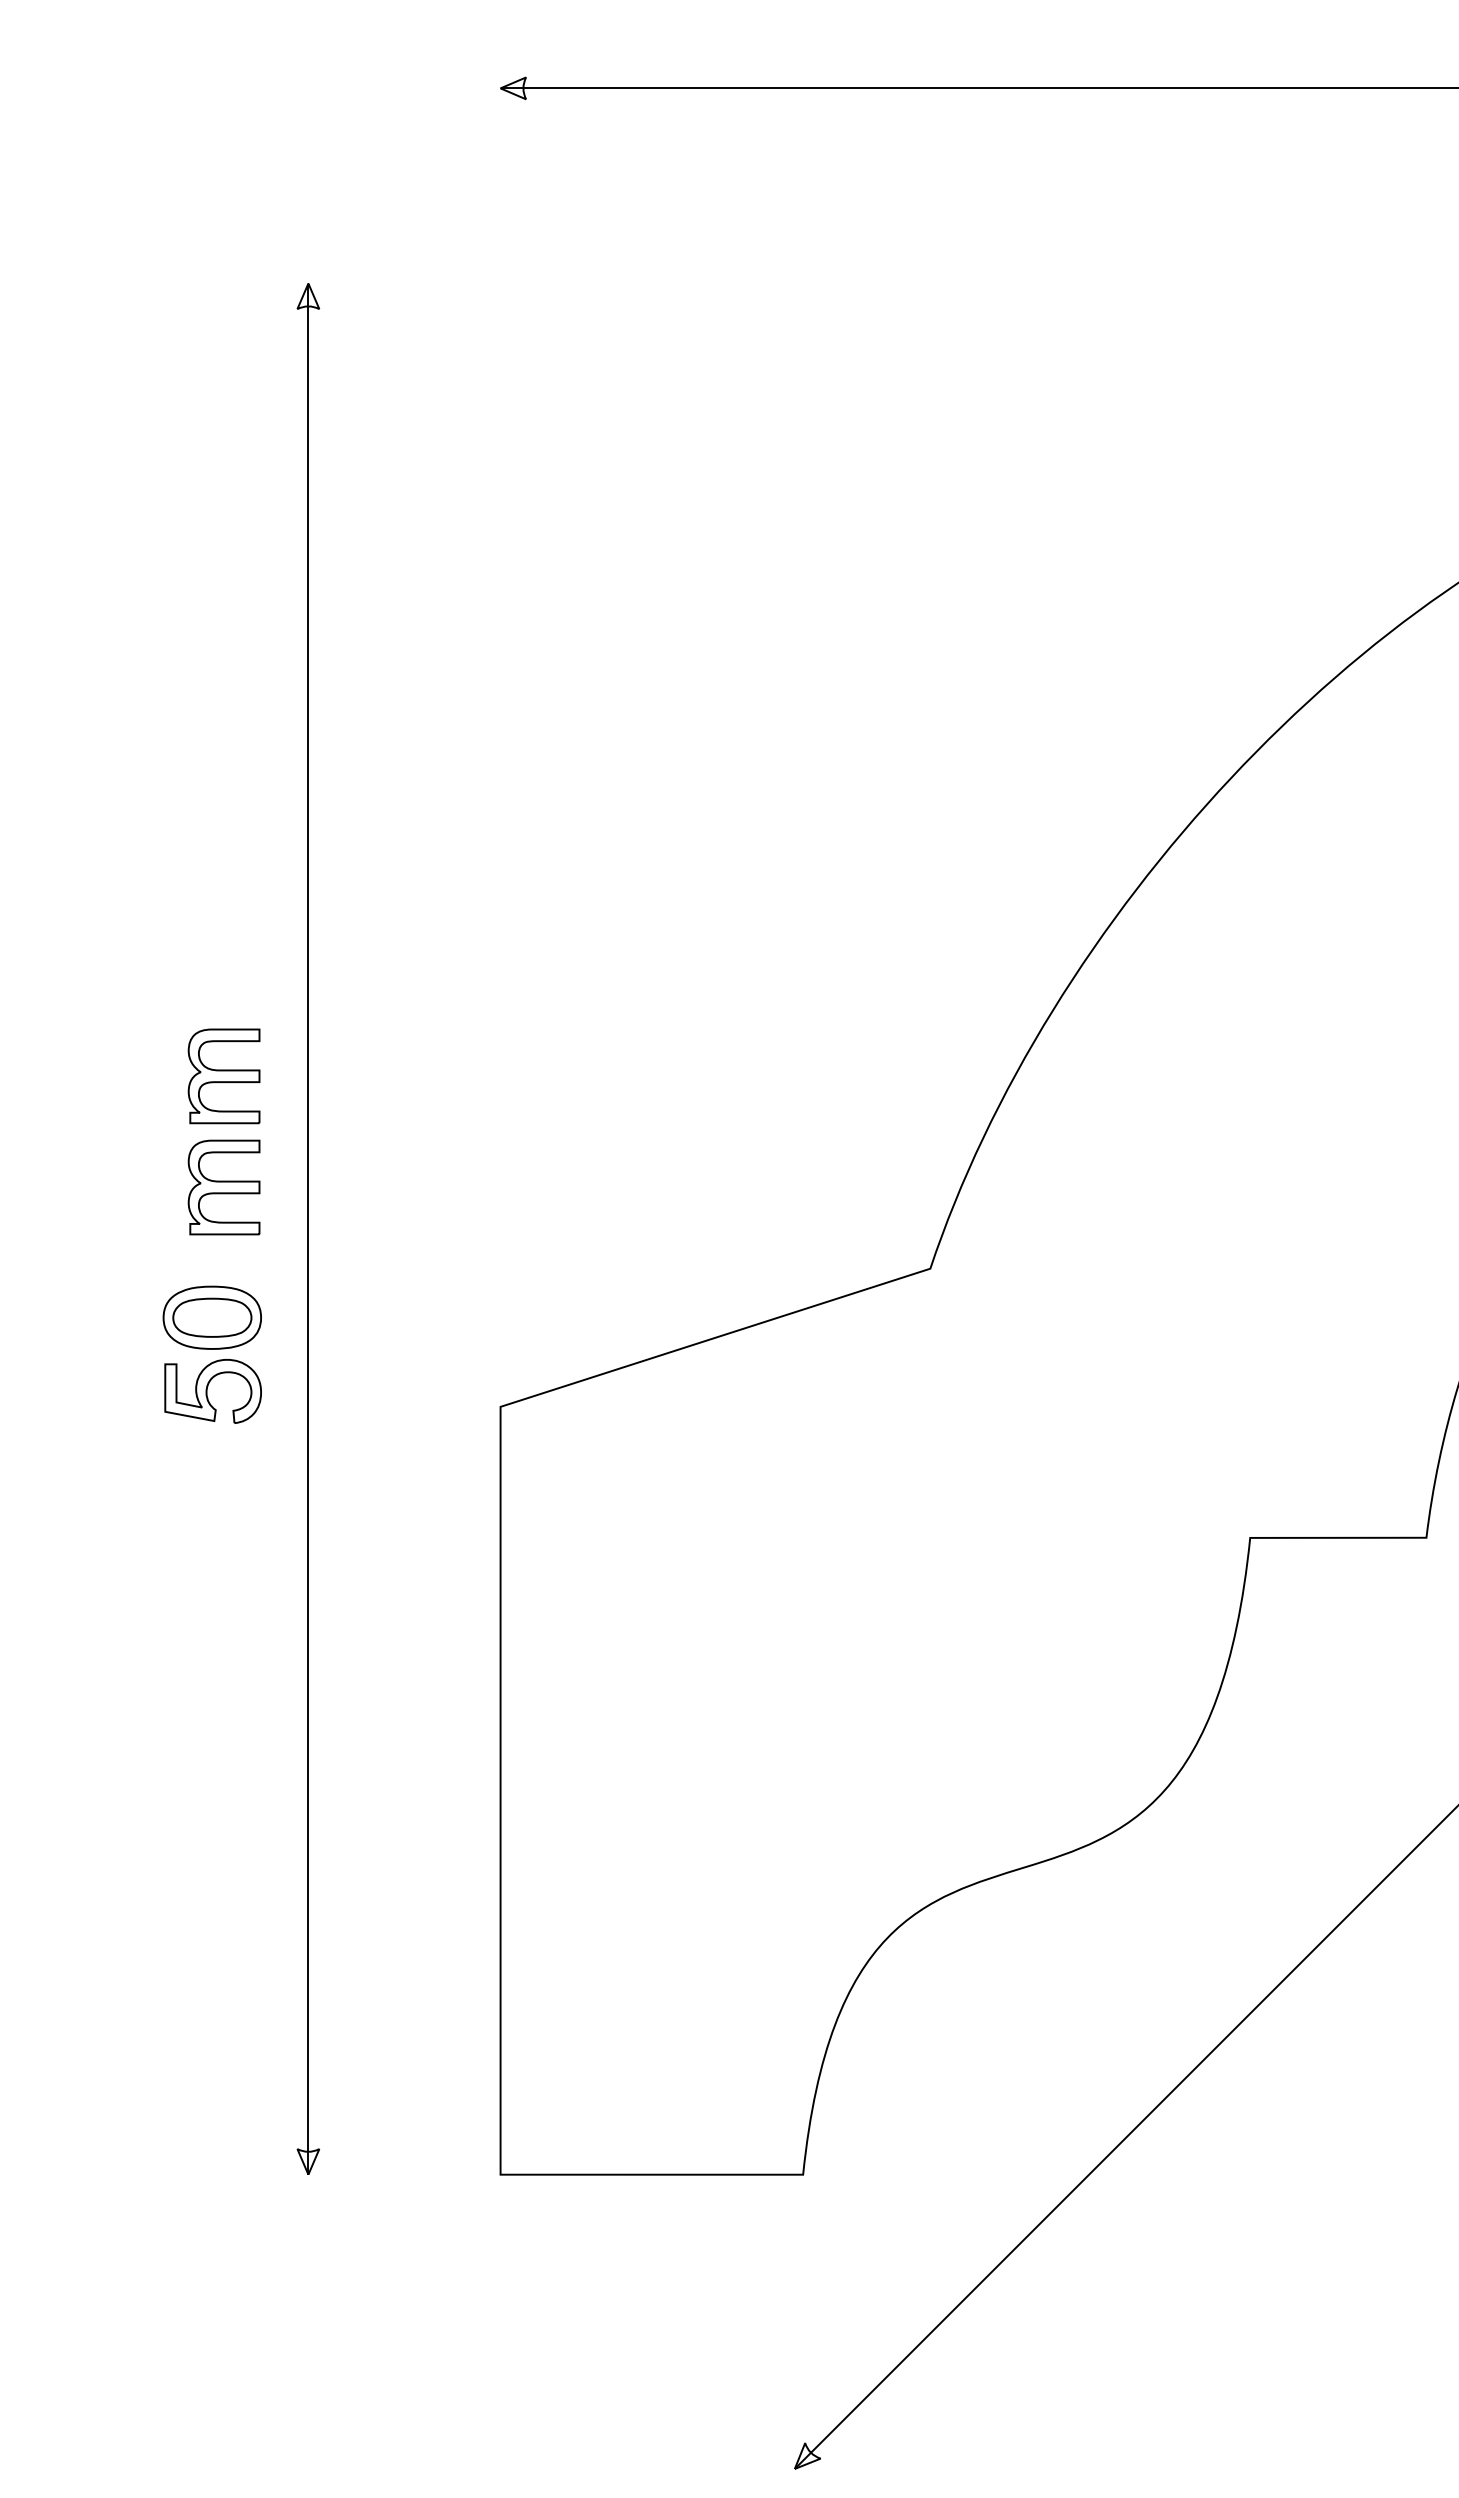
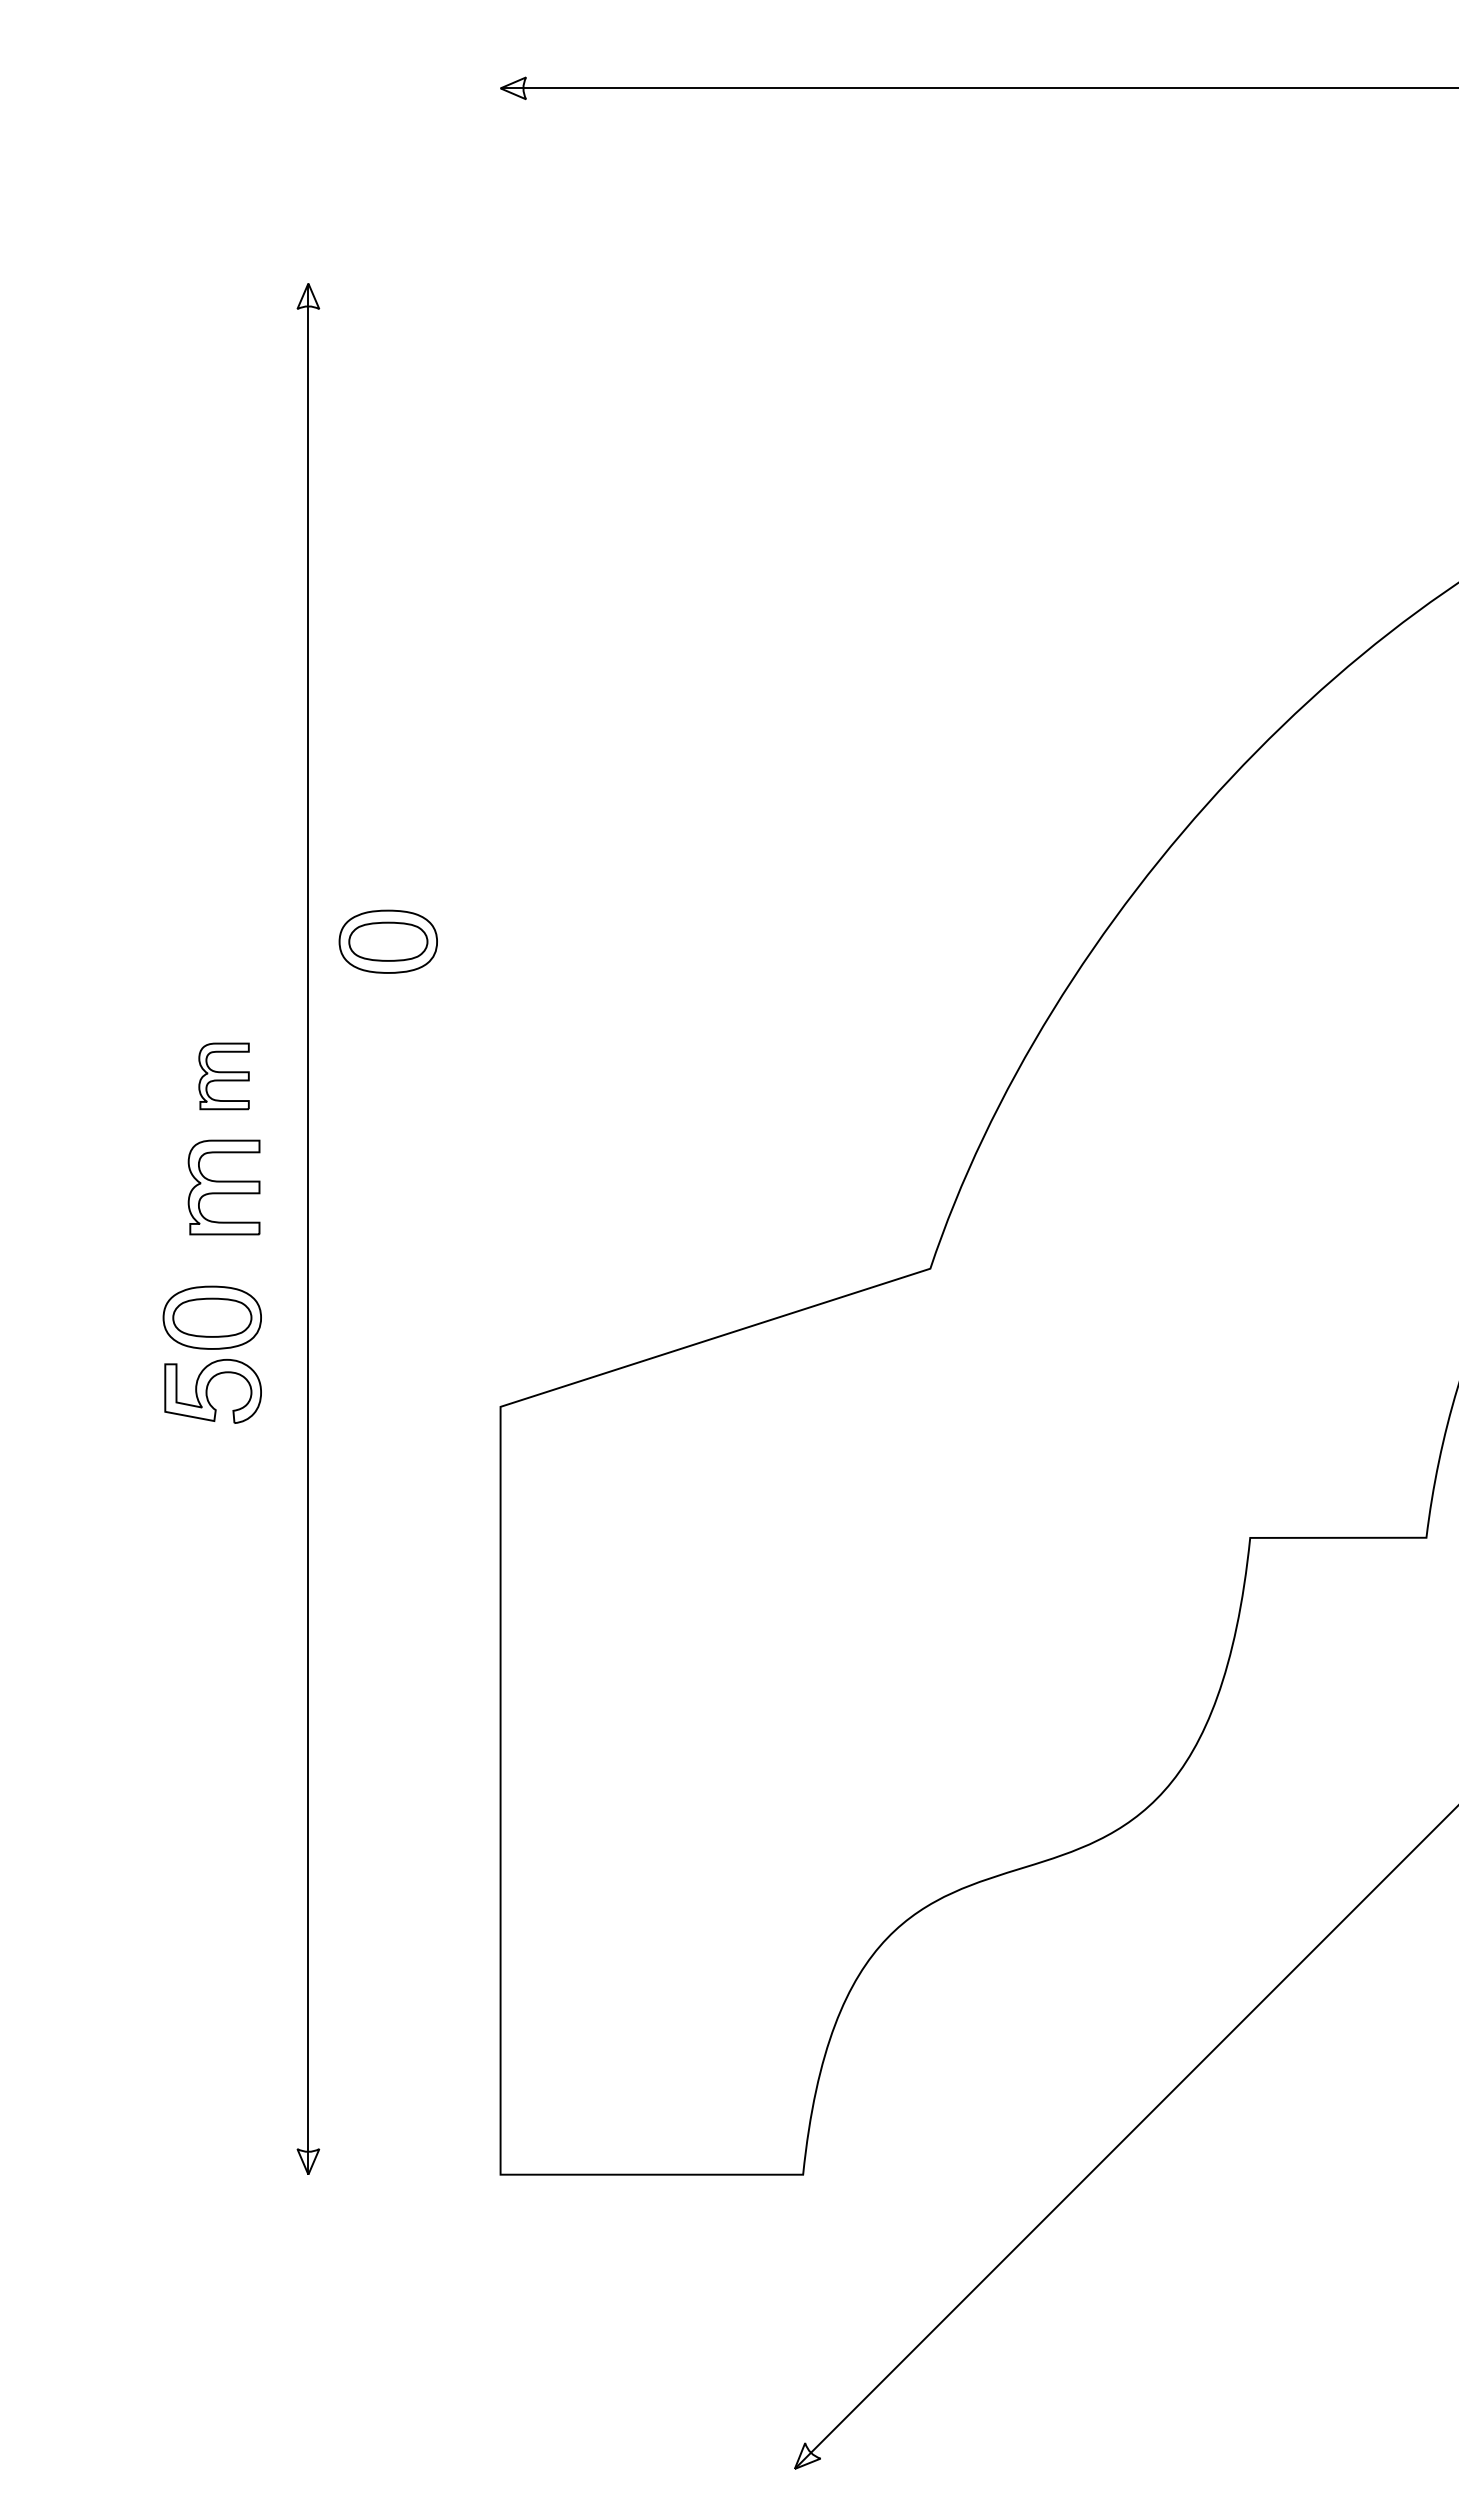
part: none -> present (387, 941)
part size: 74x97 px -> 52x69 px (223, 1076)
